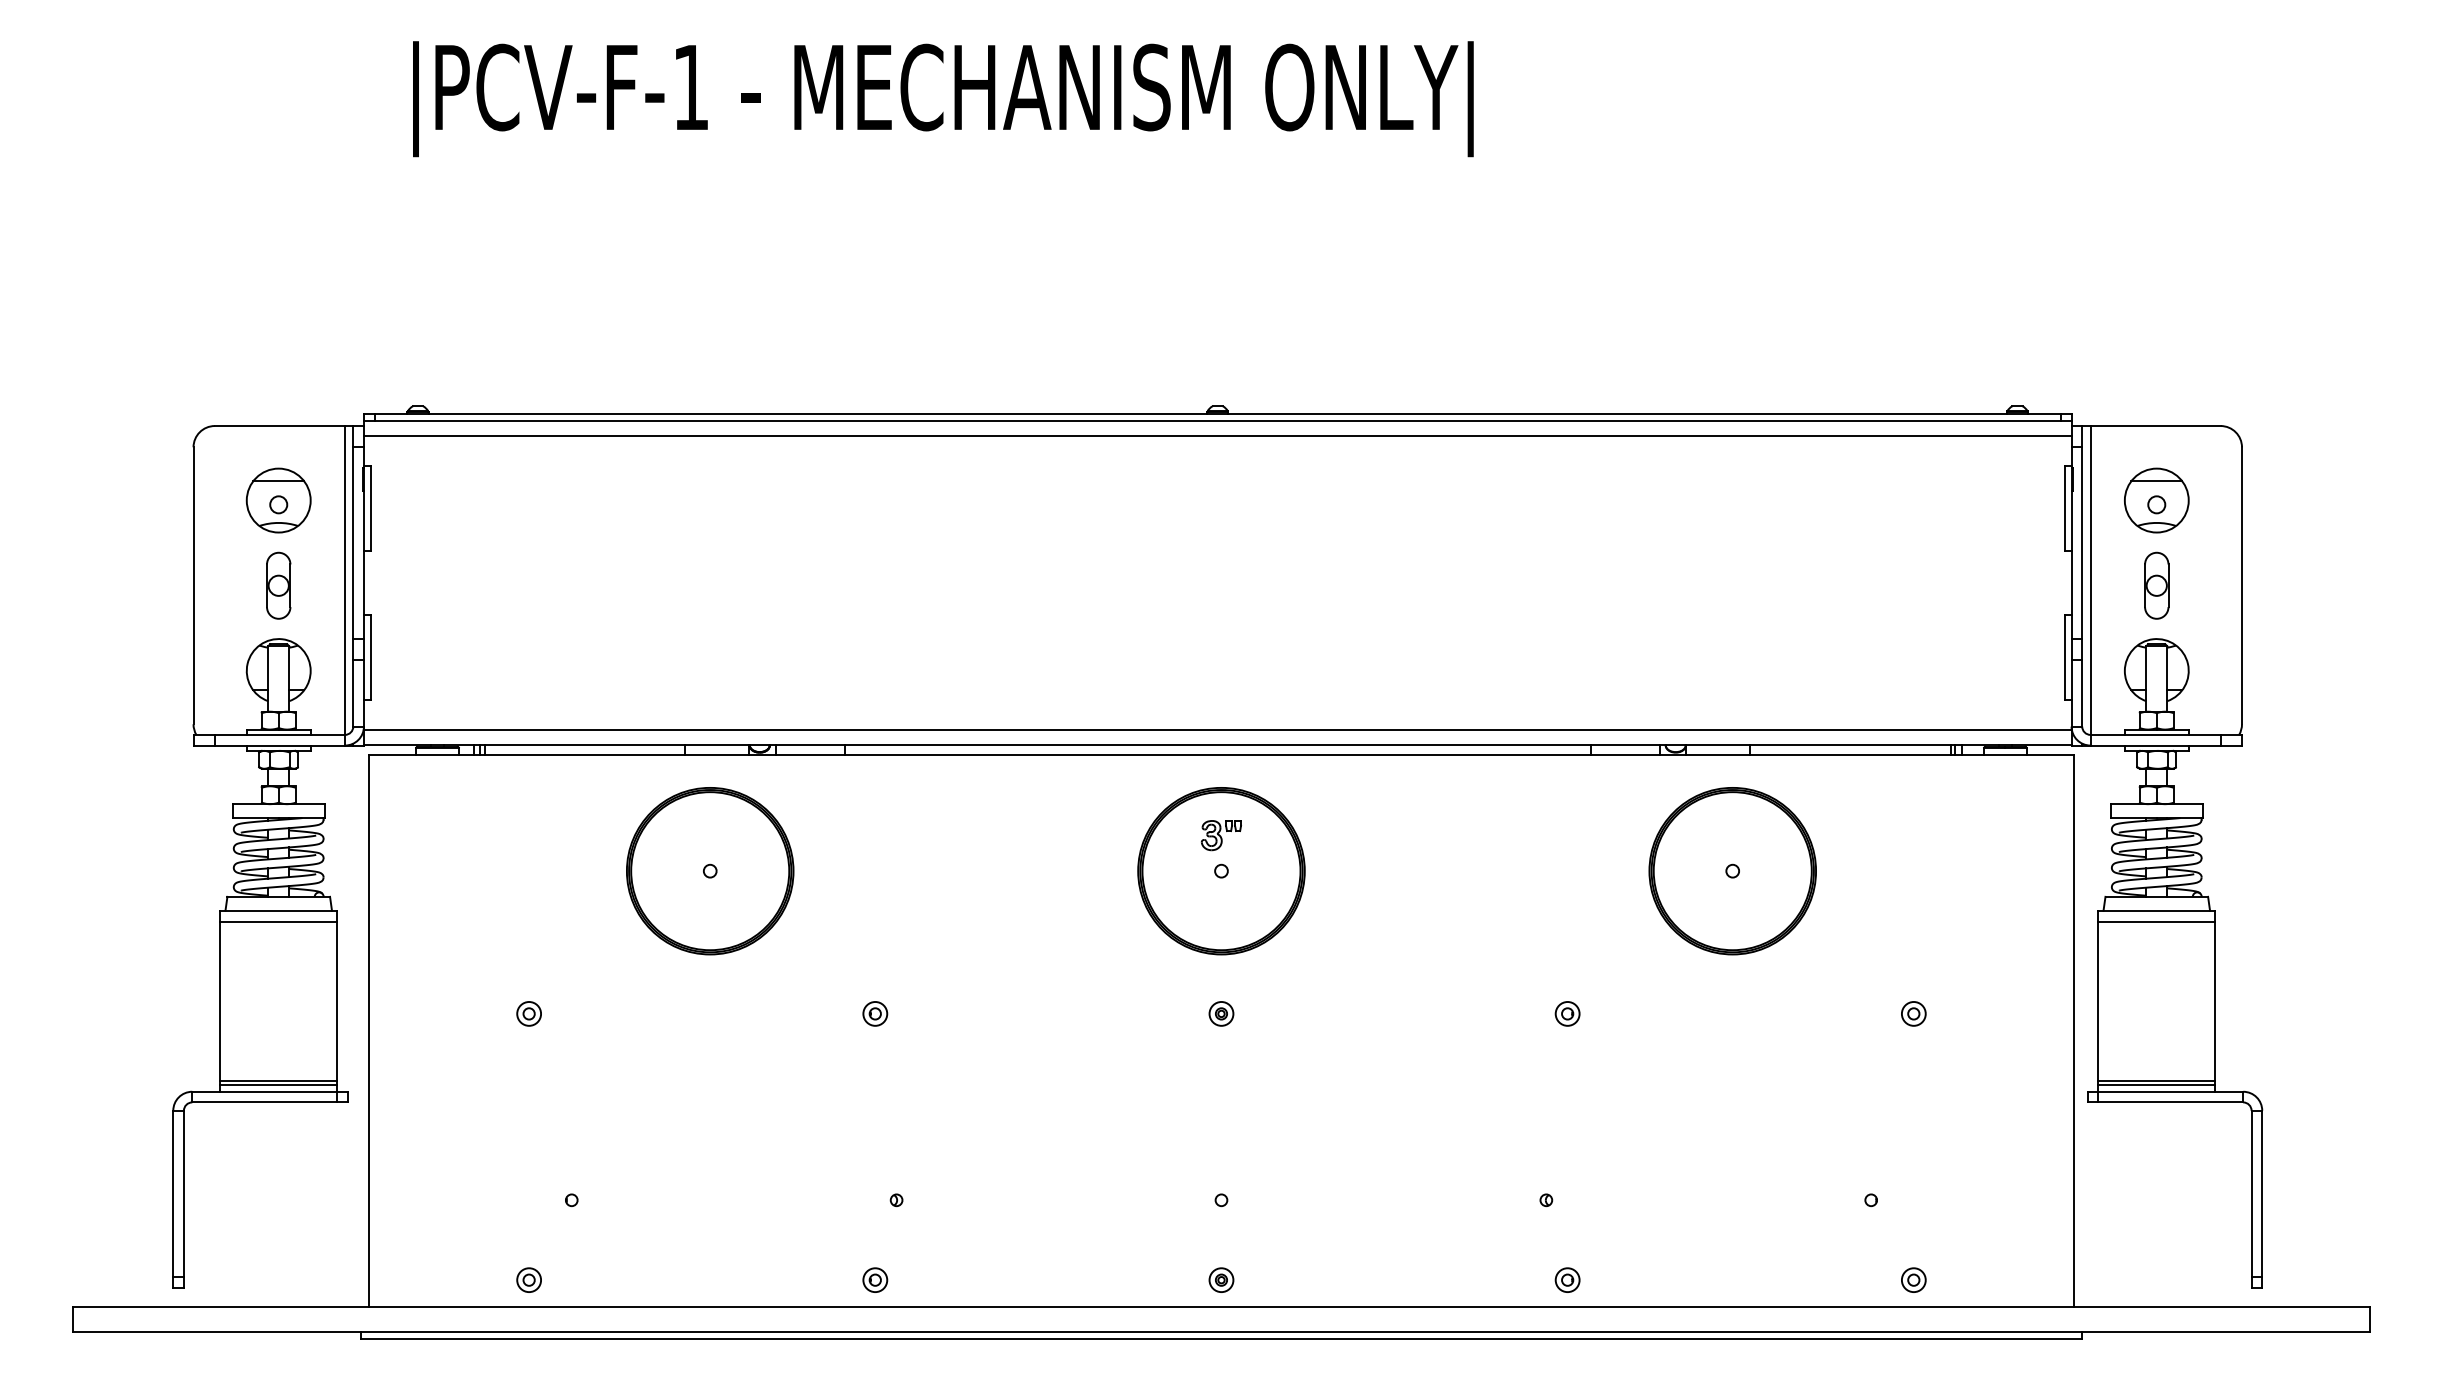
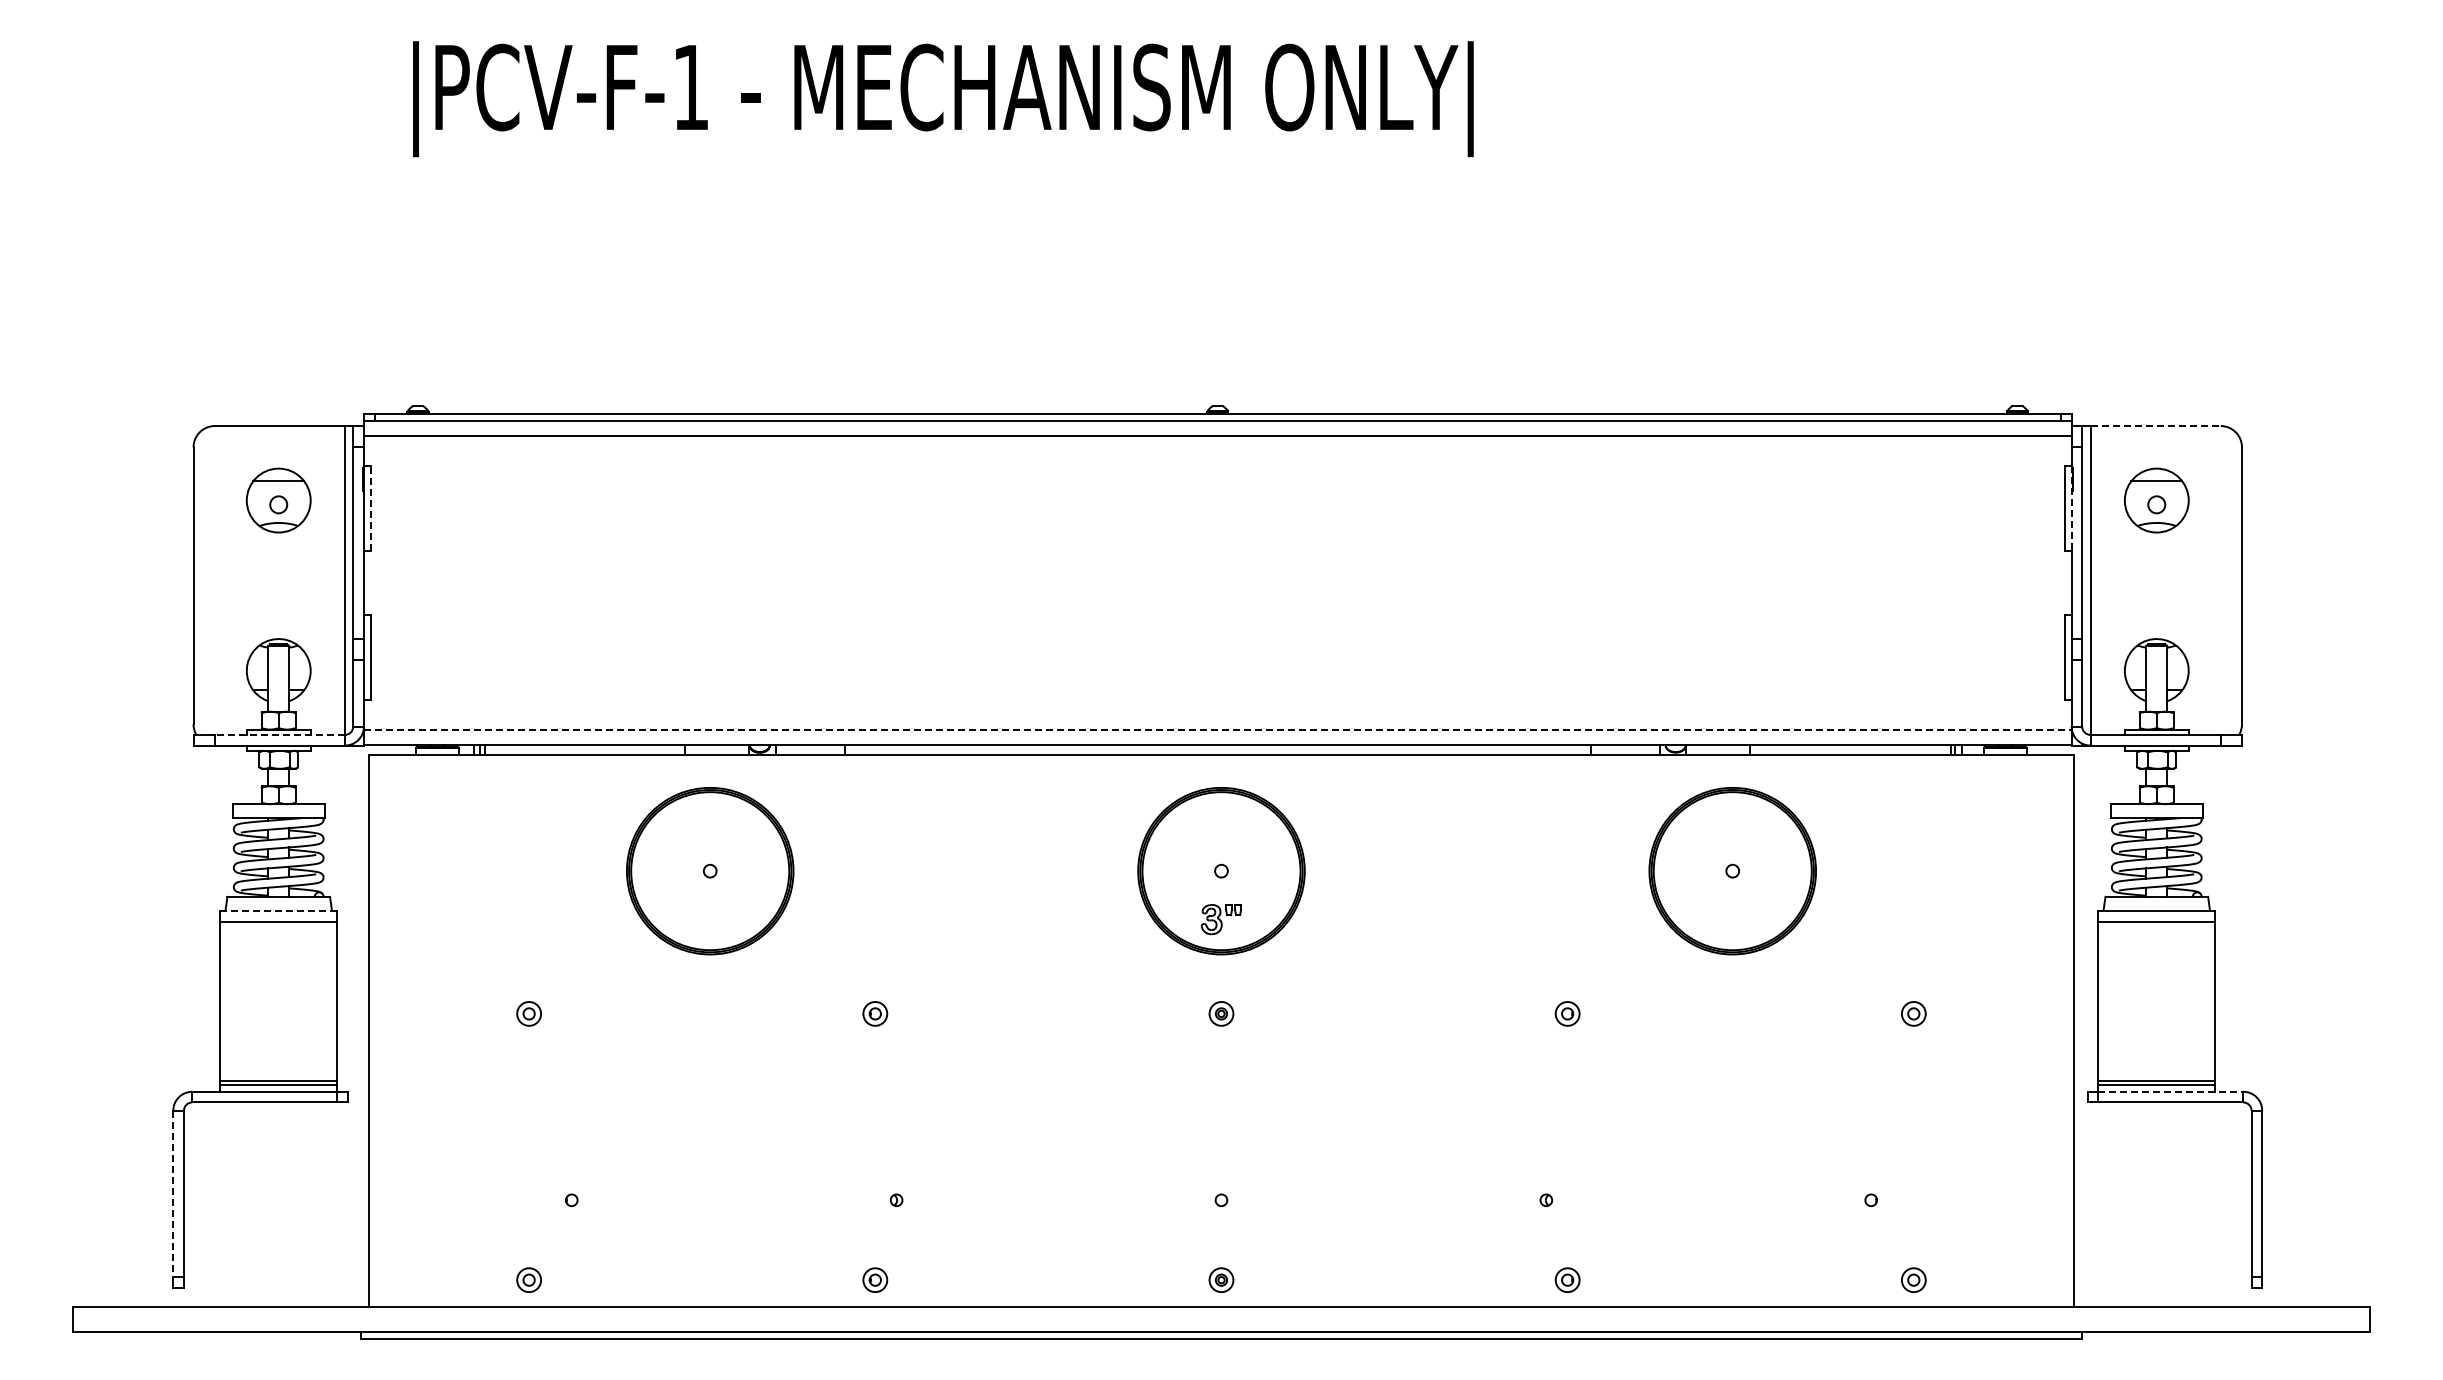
line: solid -> dashed (2156, 426)
line: solid -> dashed (370, 508)
line: solid -> dashed (2071, 508)
part: present -> none (278, 585)
part: present -> none (2156, 585)
line: solid -> dashed (1217, 730)
line: solid -> dashed (279, 734)
part position: (1220, 835) -> (1220, 919) (1220, 919)
line: solid -> dashed (278, 910)
line: solid -> dashed (2170, 1091)
line: solid -> dashed (173, 1194)
